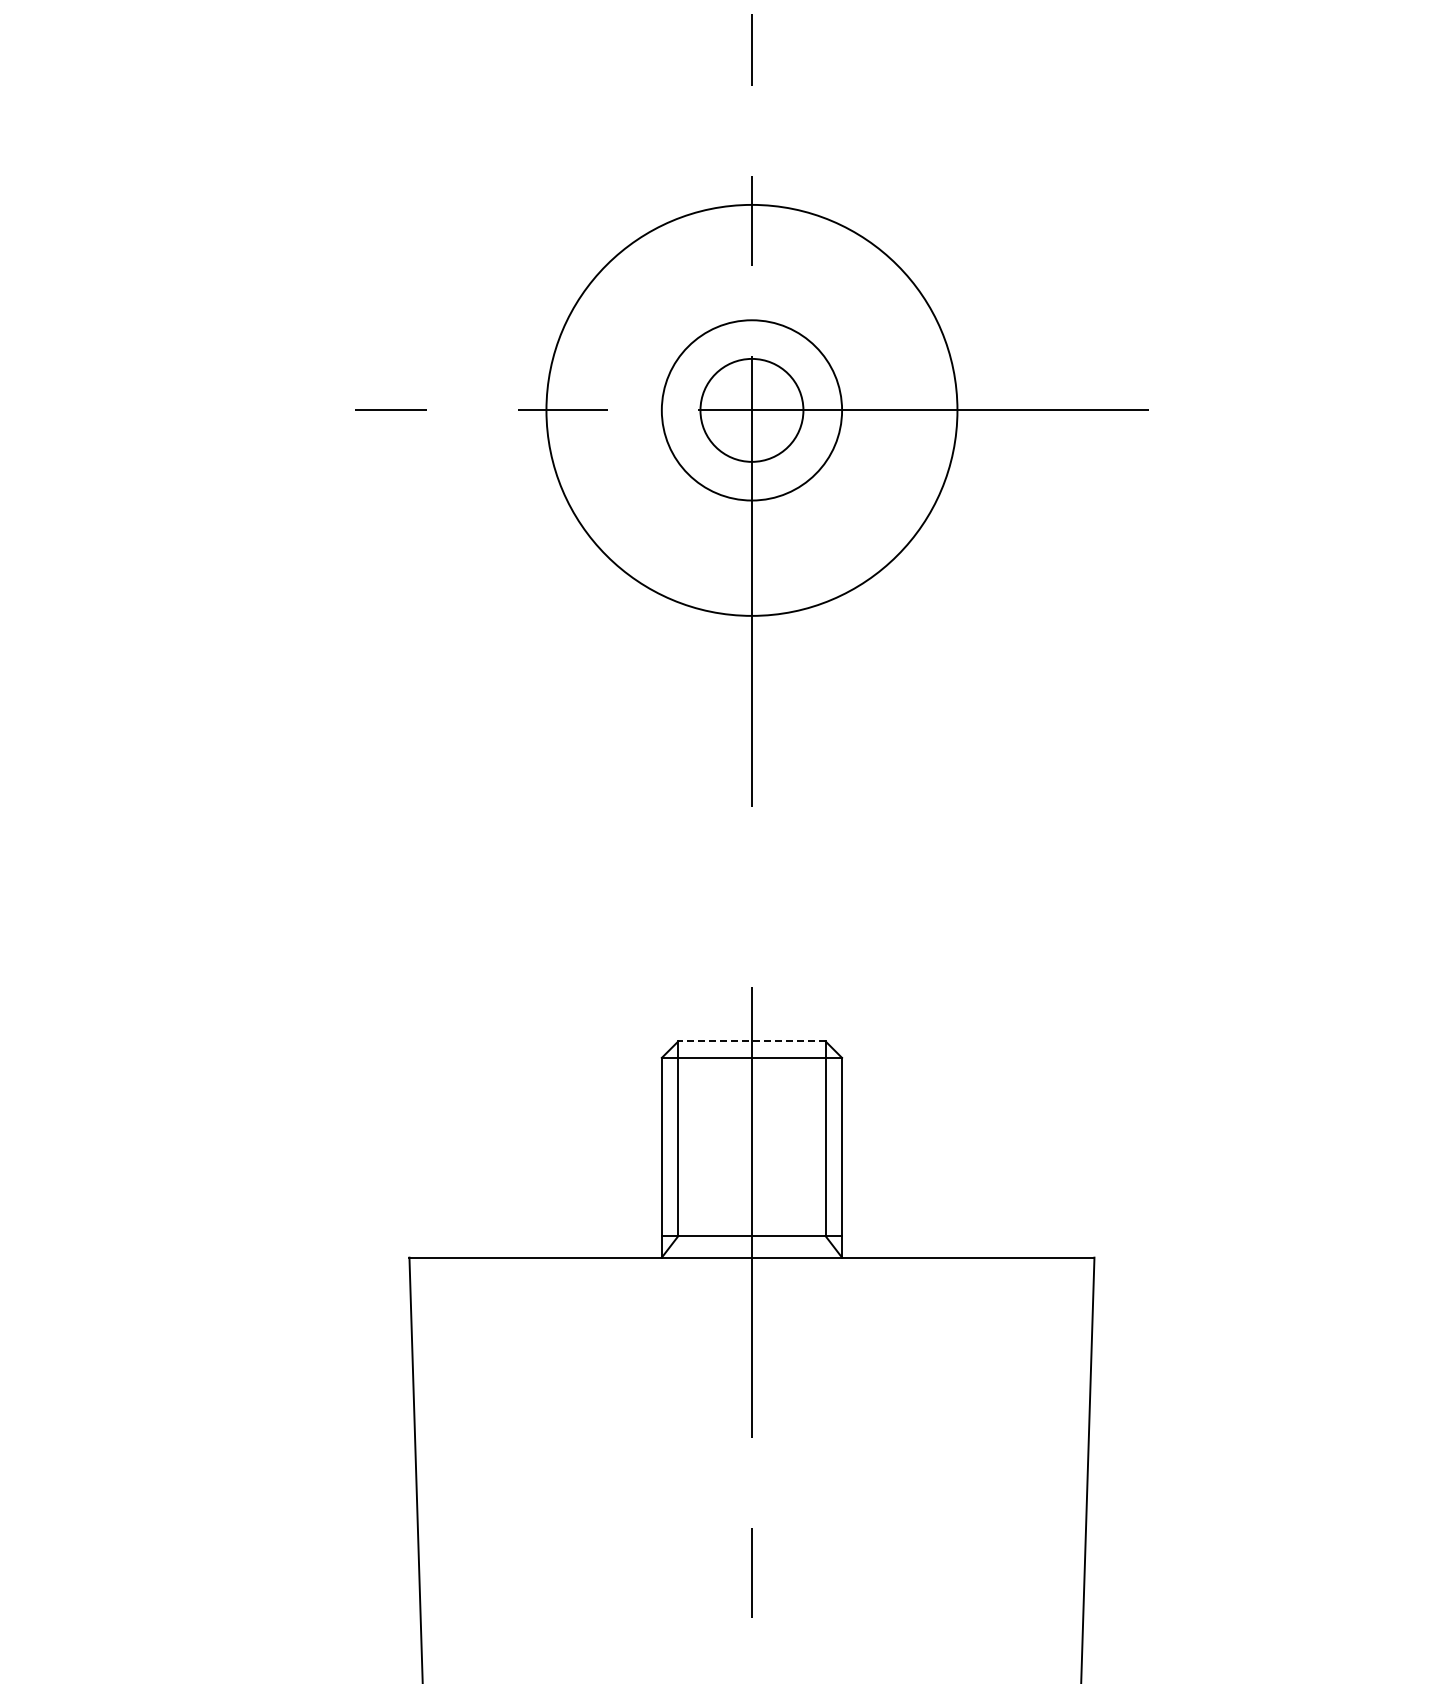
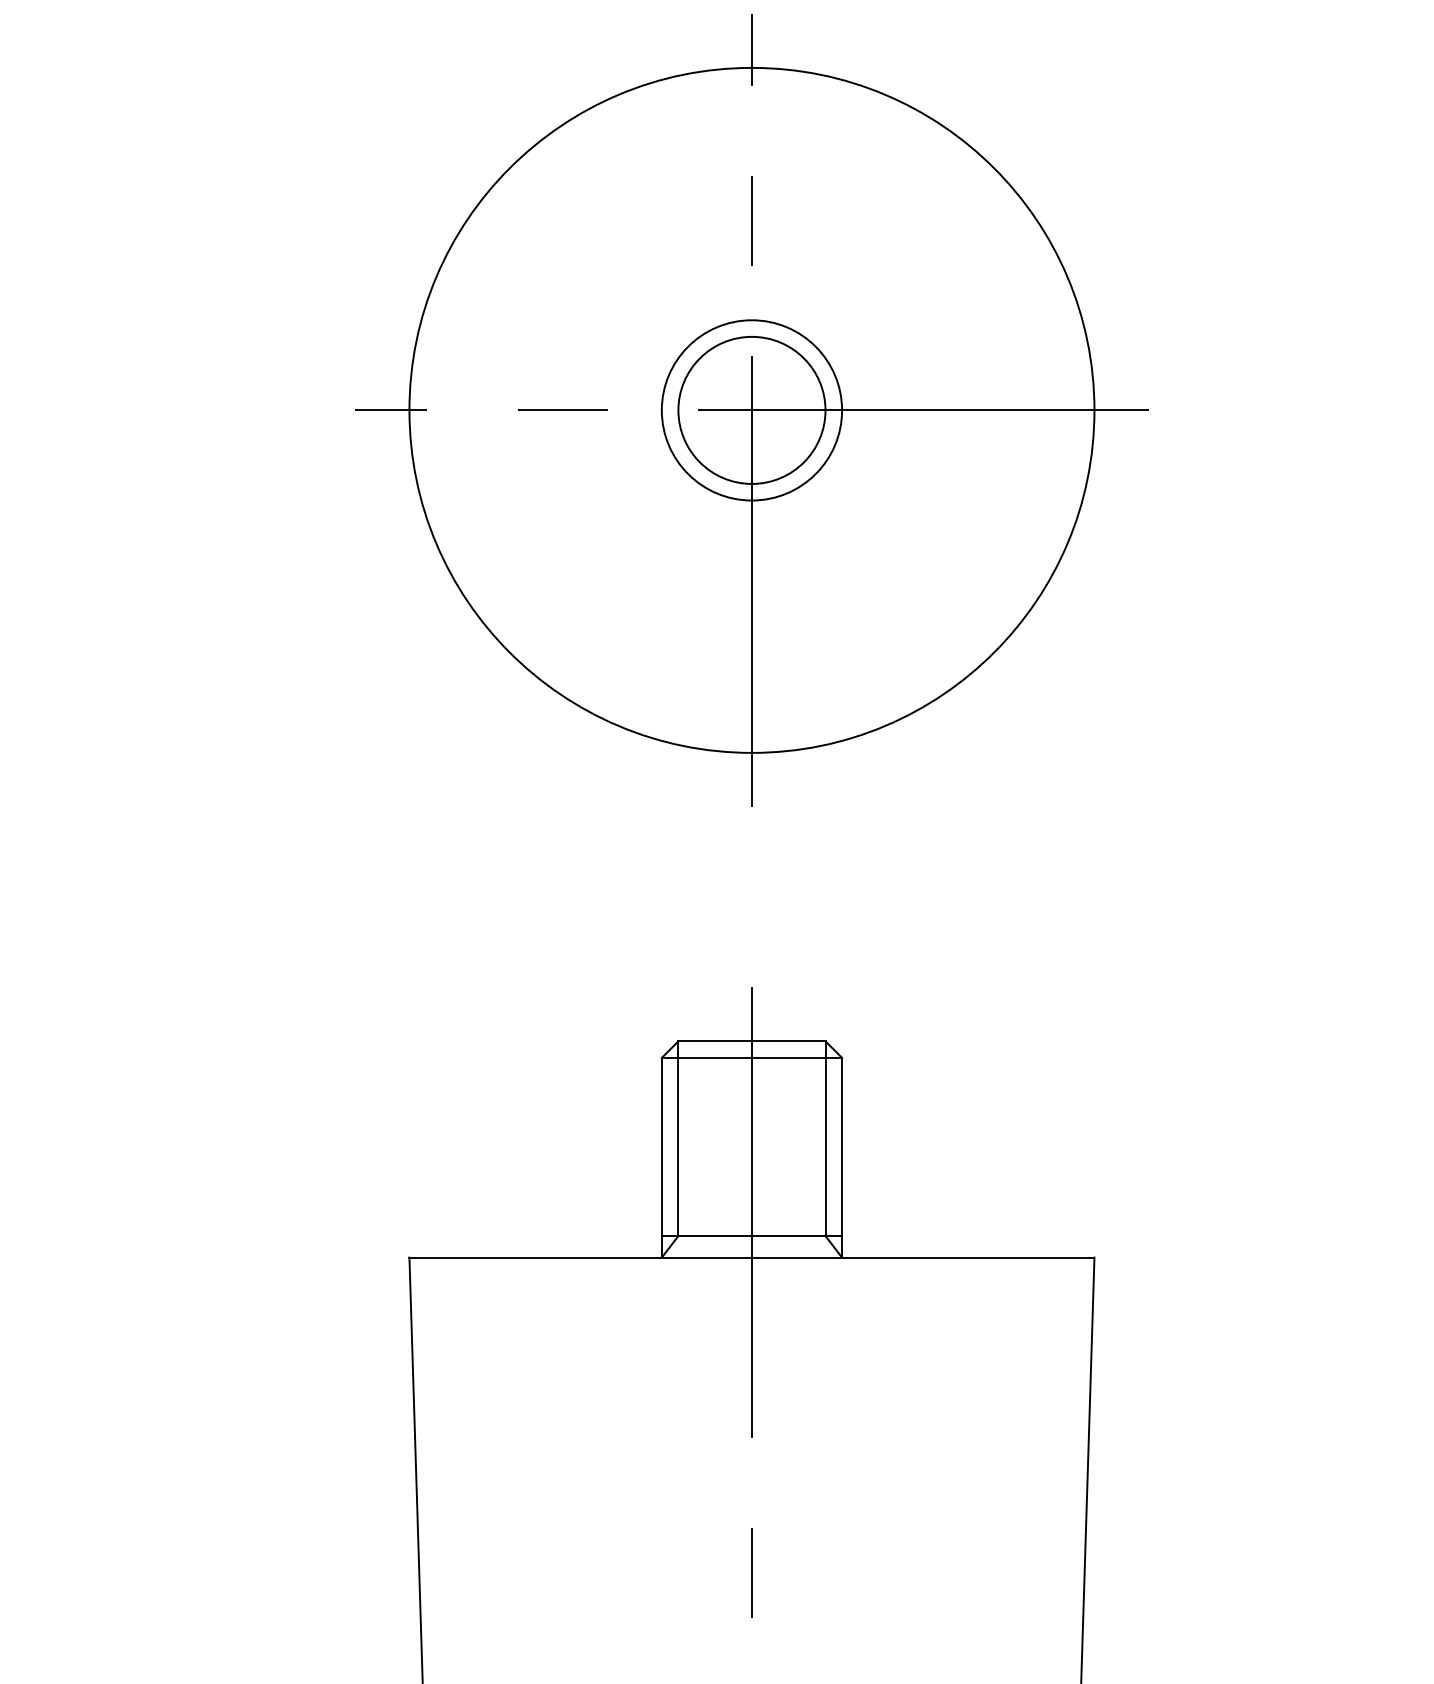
circle diameter: 103 px -> 147 px (751, 409)
circle diameter: 411 px -> 685 px (751, 409)
line: dashed -> solid (751, 1041)
